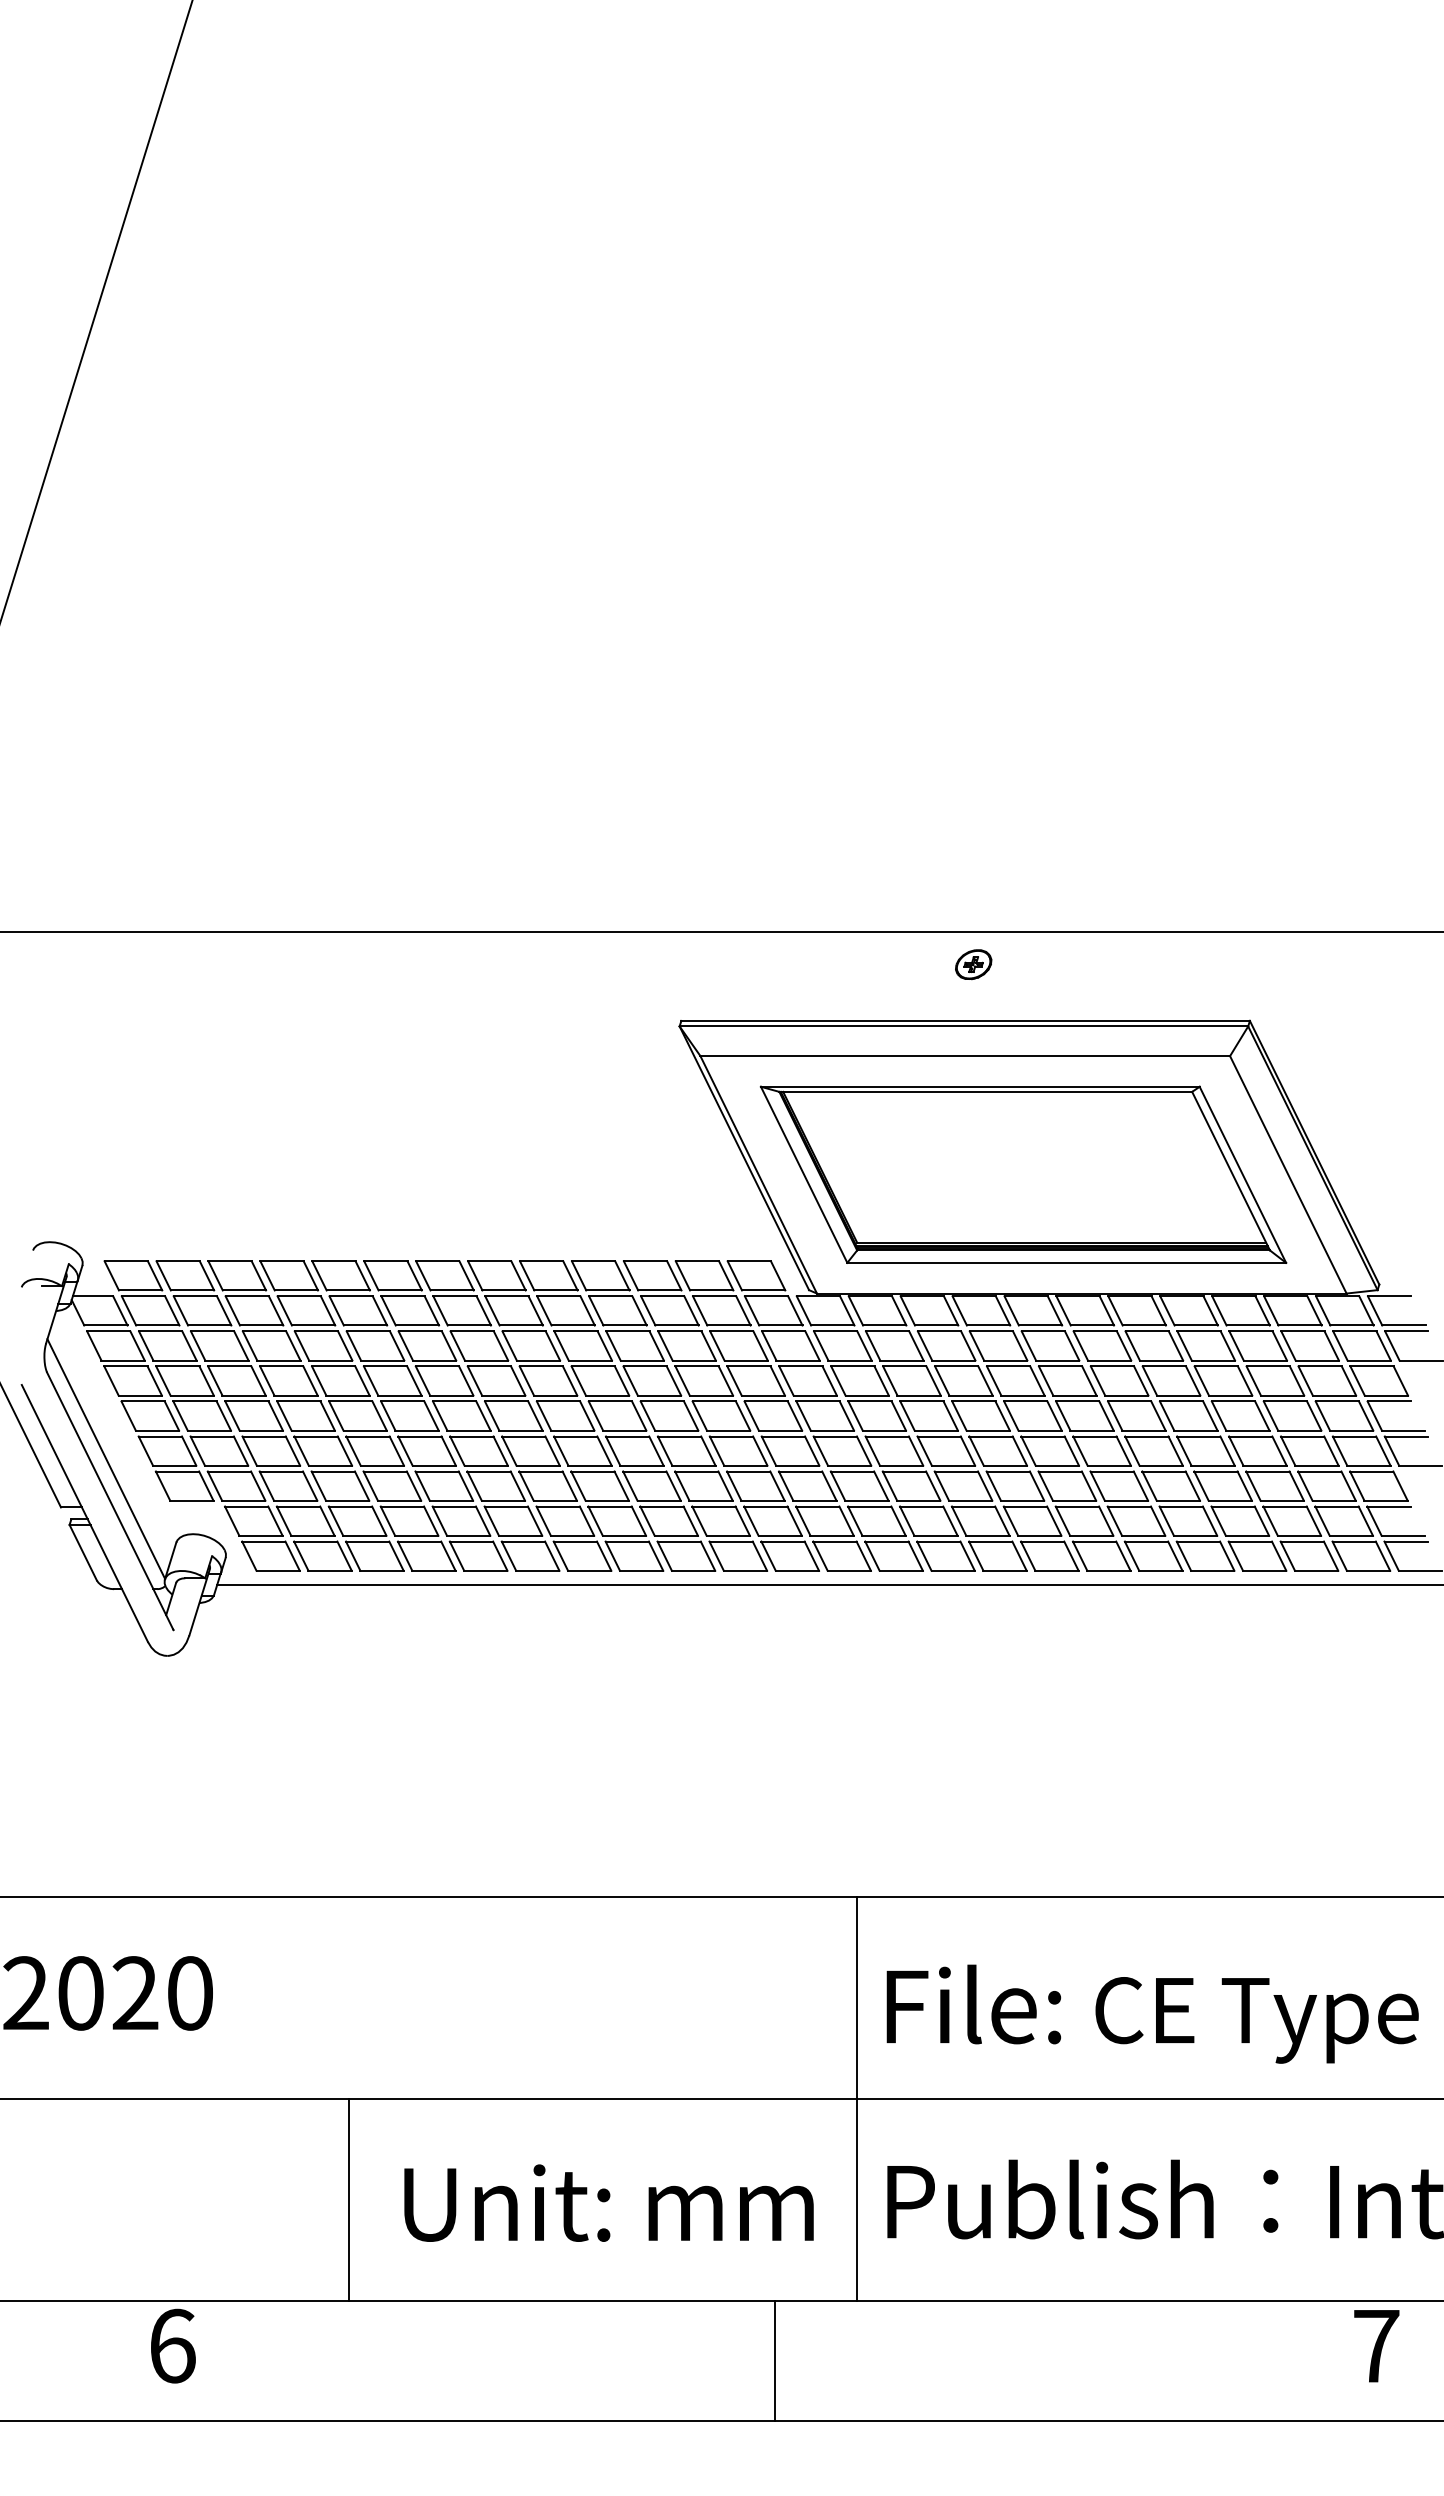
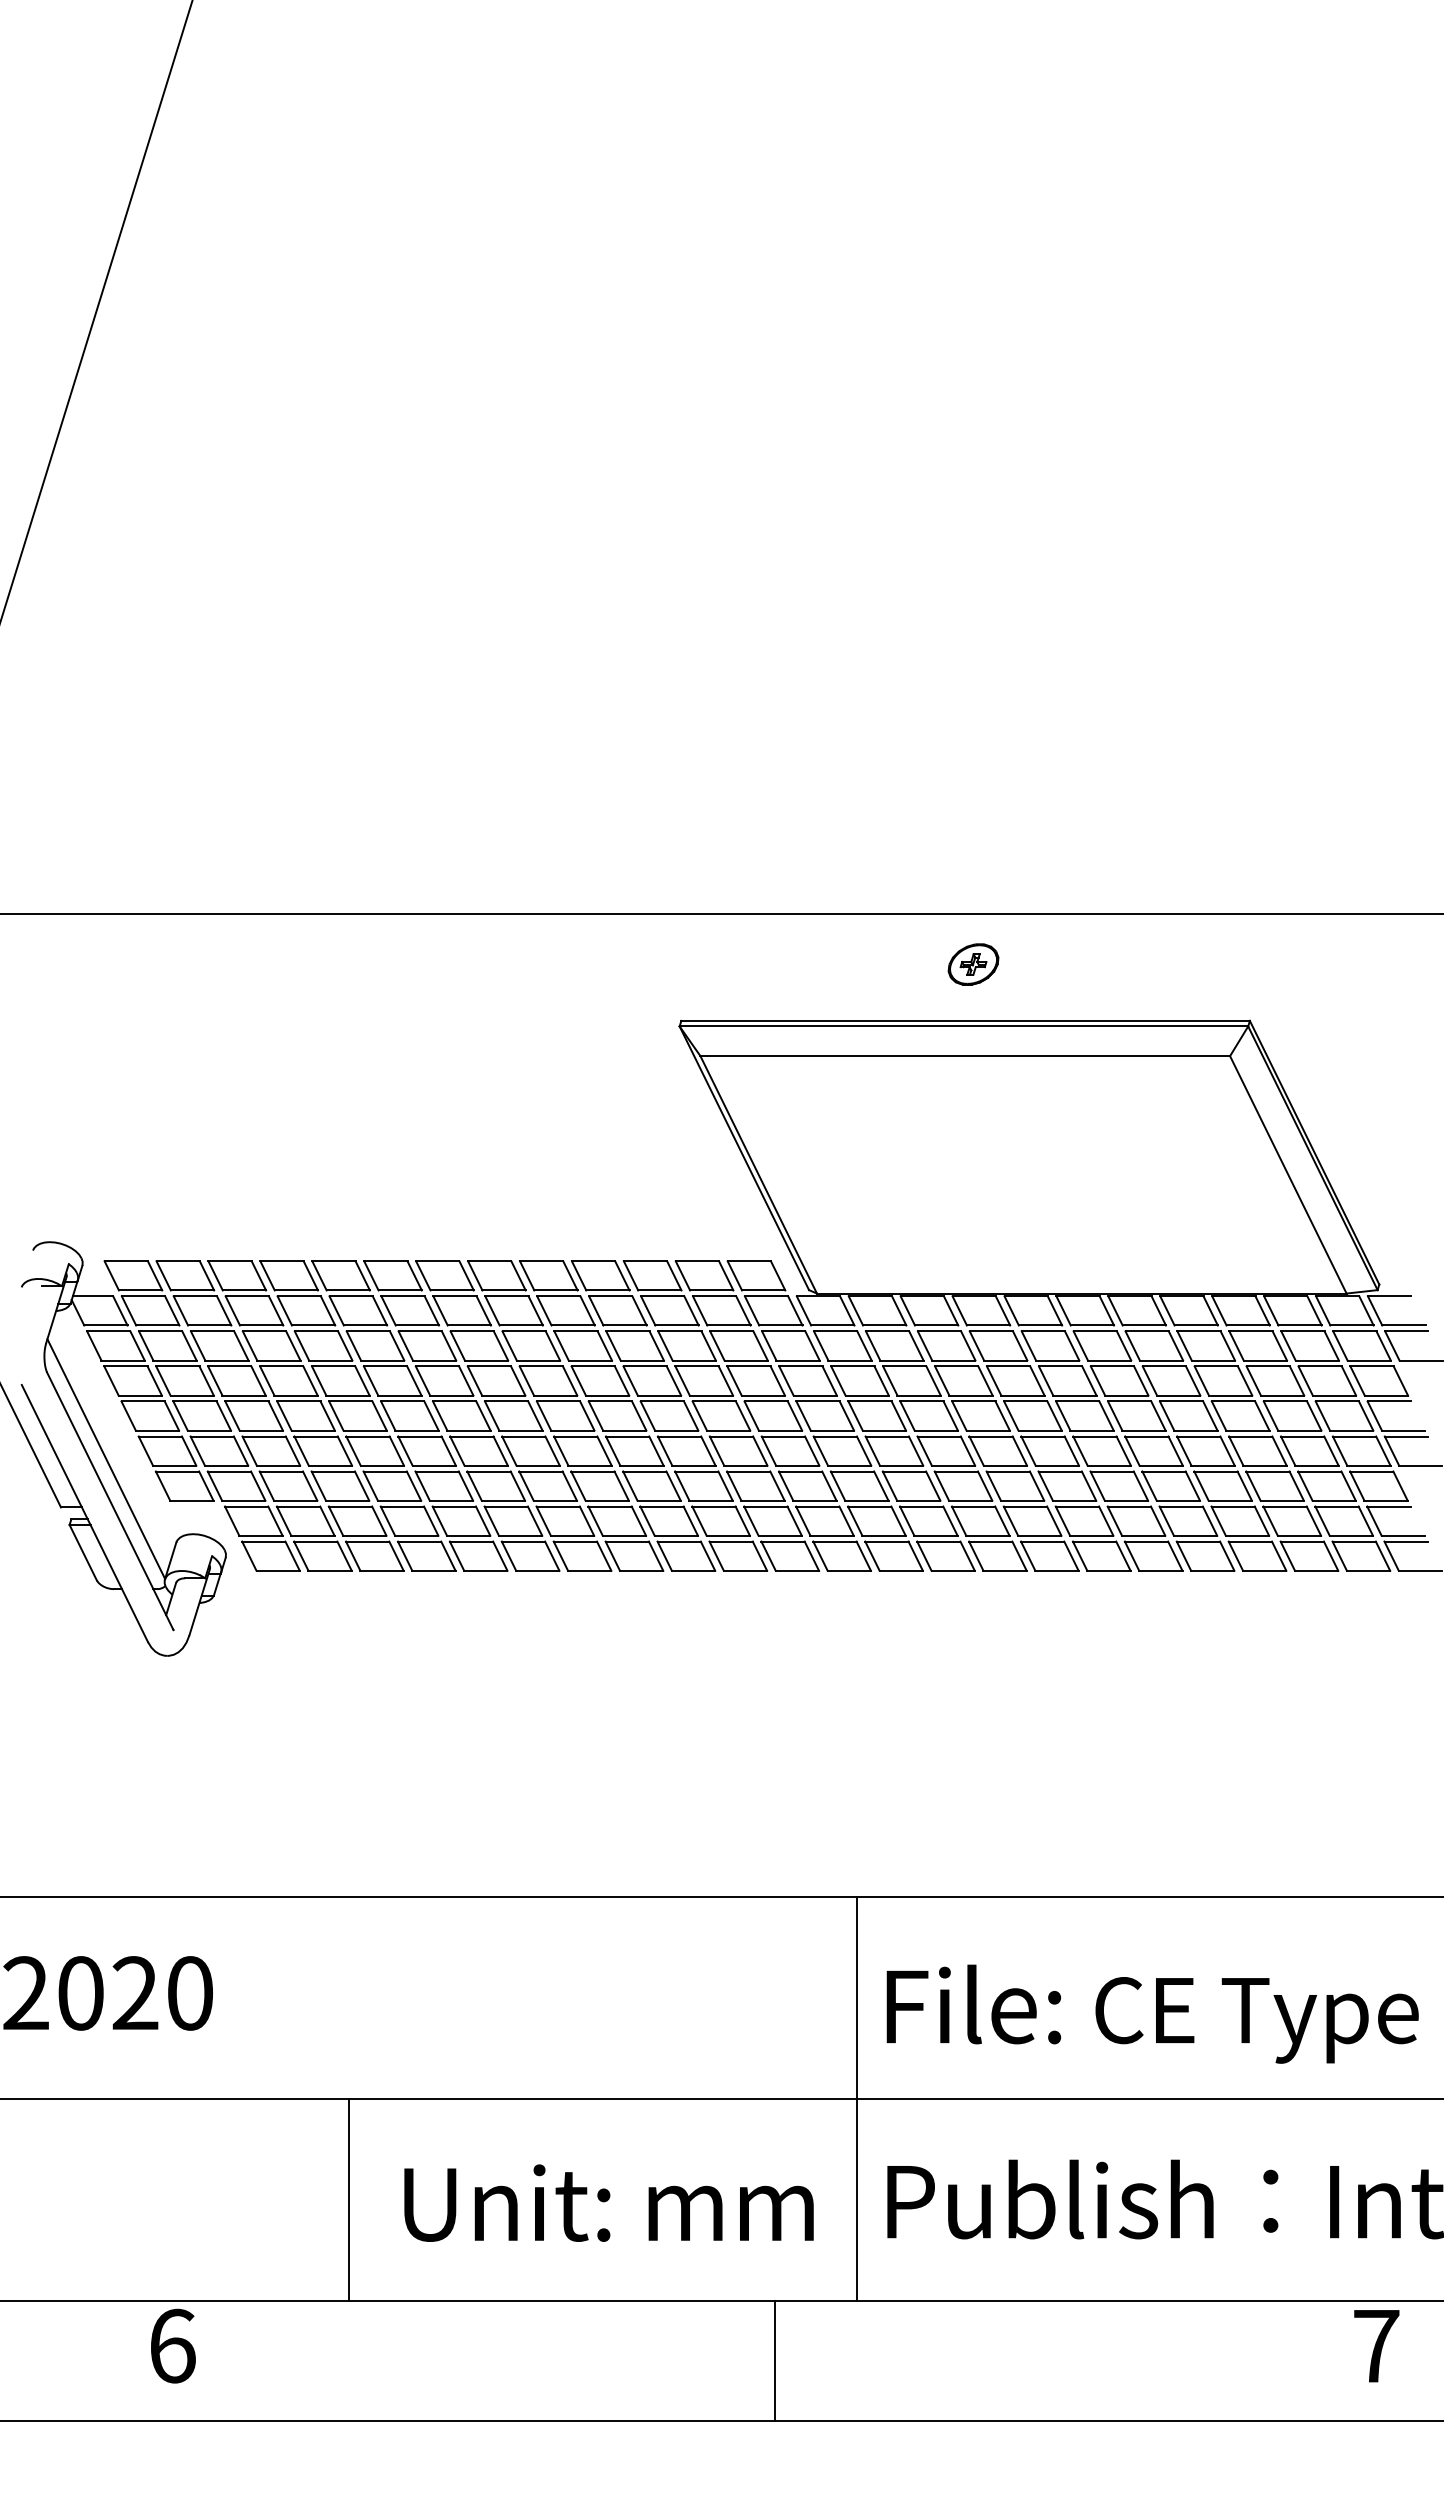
line position: (721, 931) -> (721, 913) (721, 913)
part size: 38x32 px -> 53x43 px (973, 964)
part: present -> none (1023, 1174)
line: present -> none (828, 1585)
